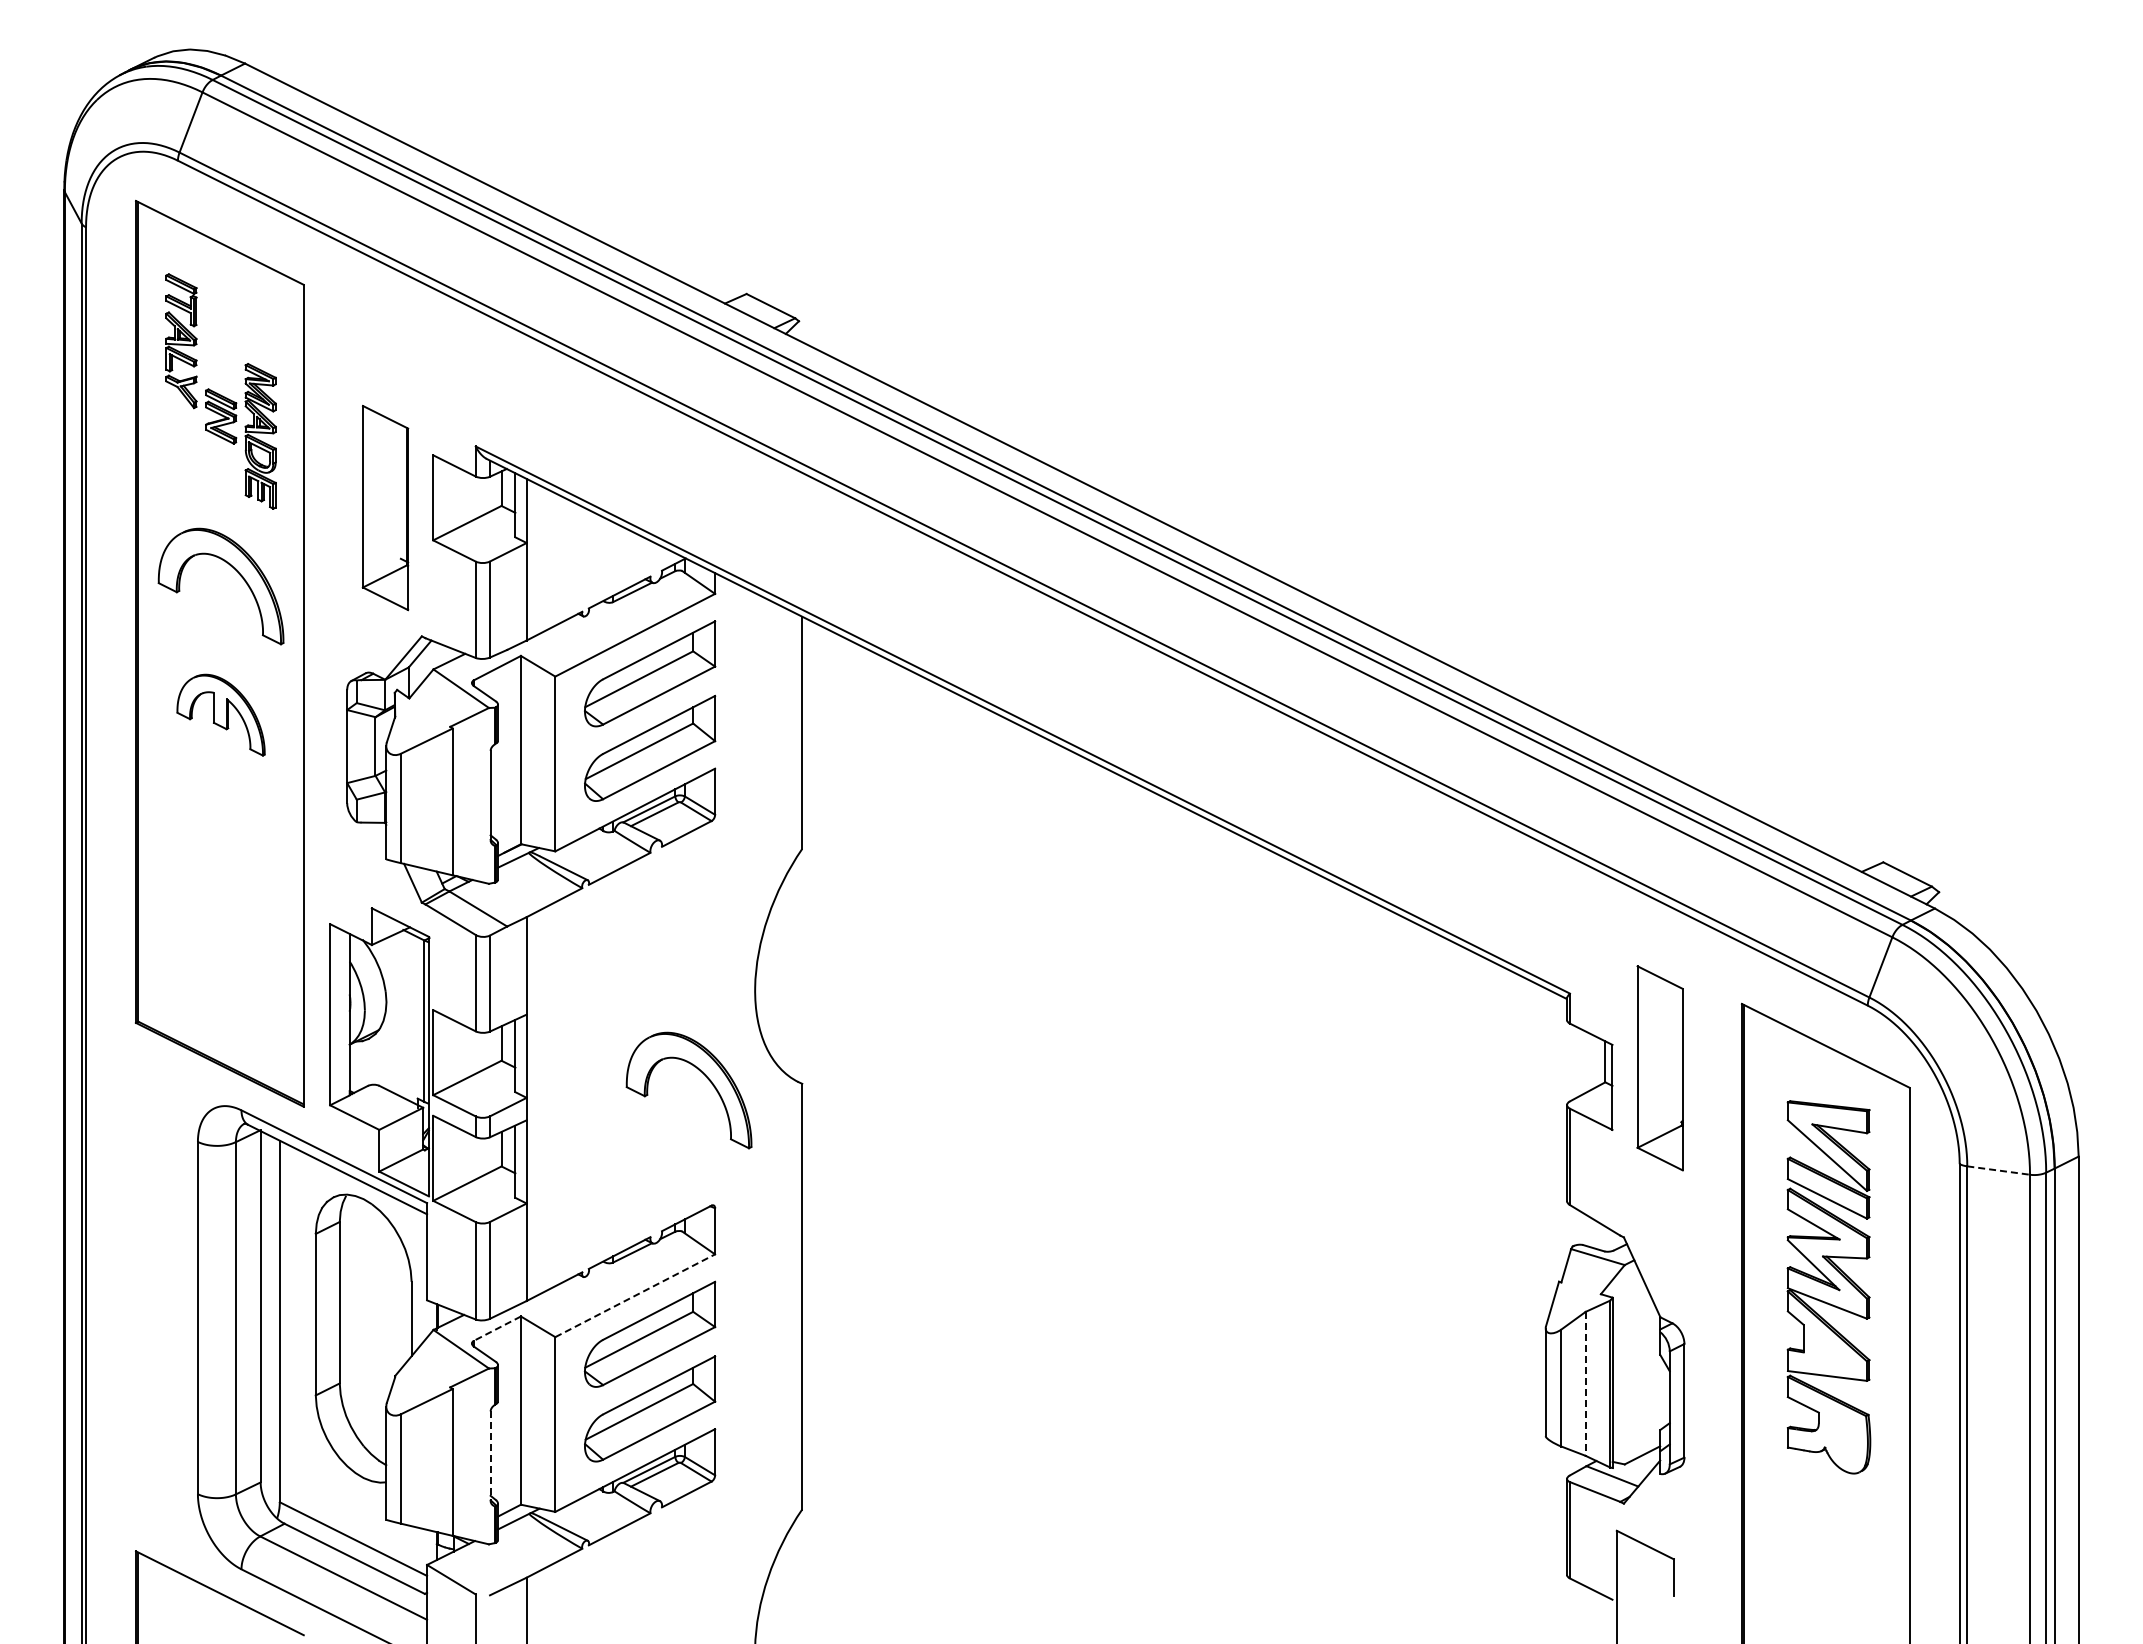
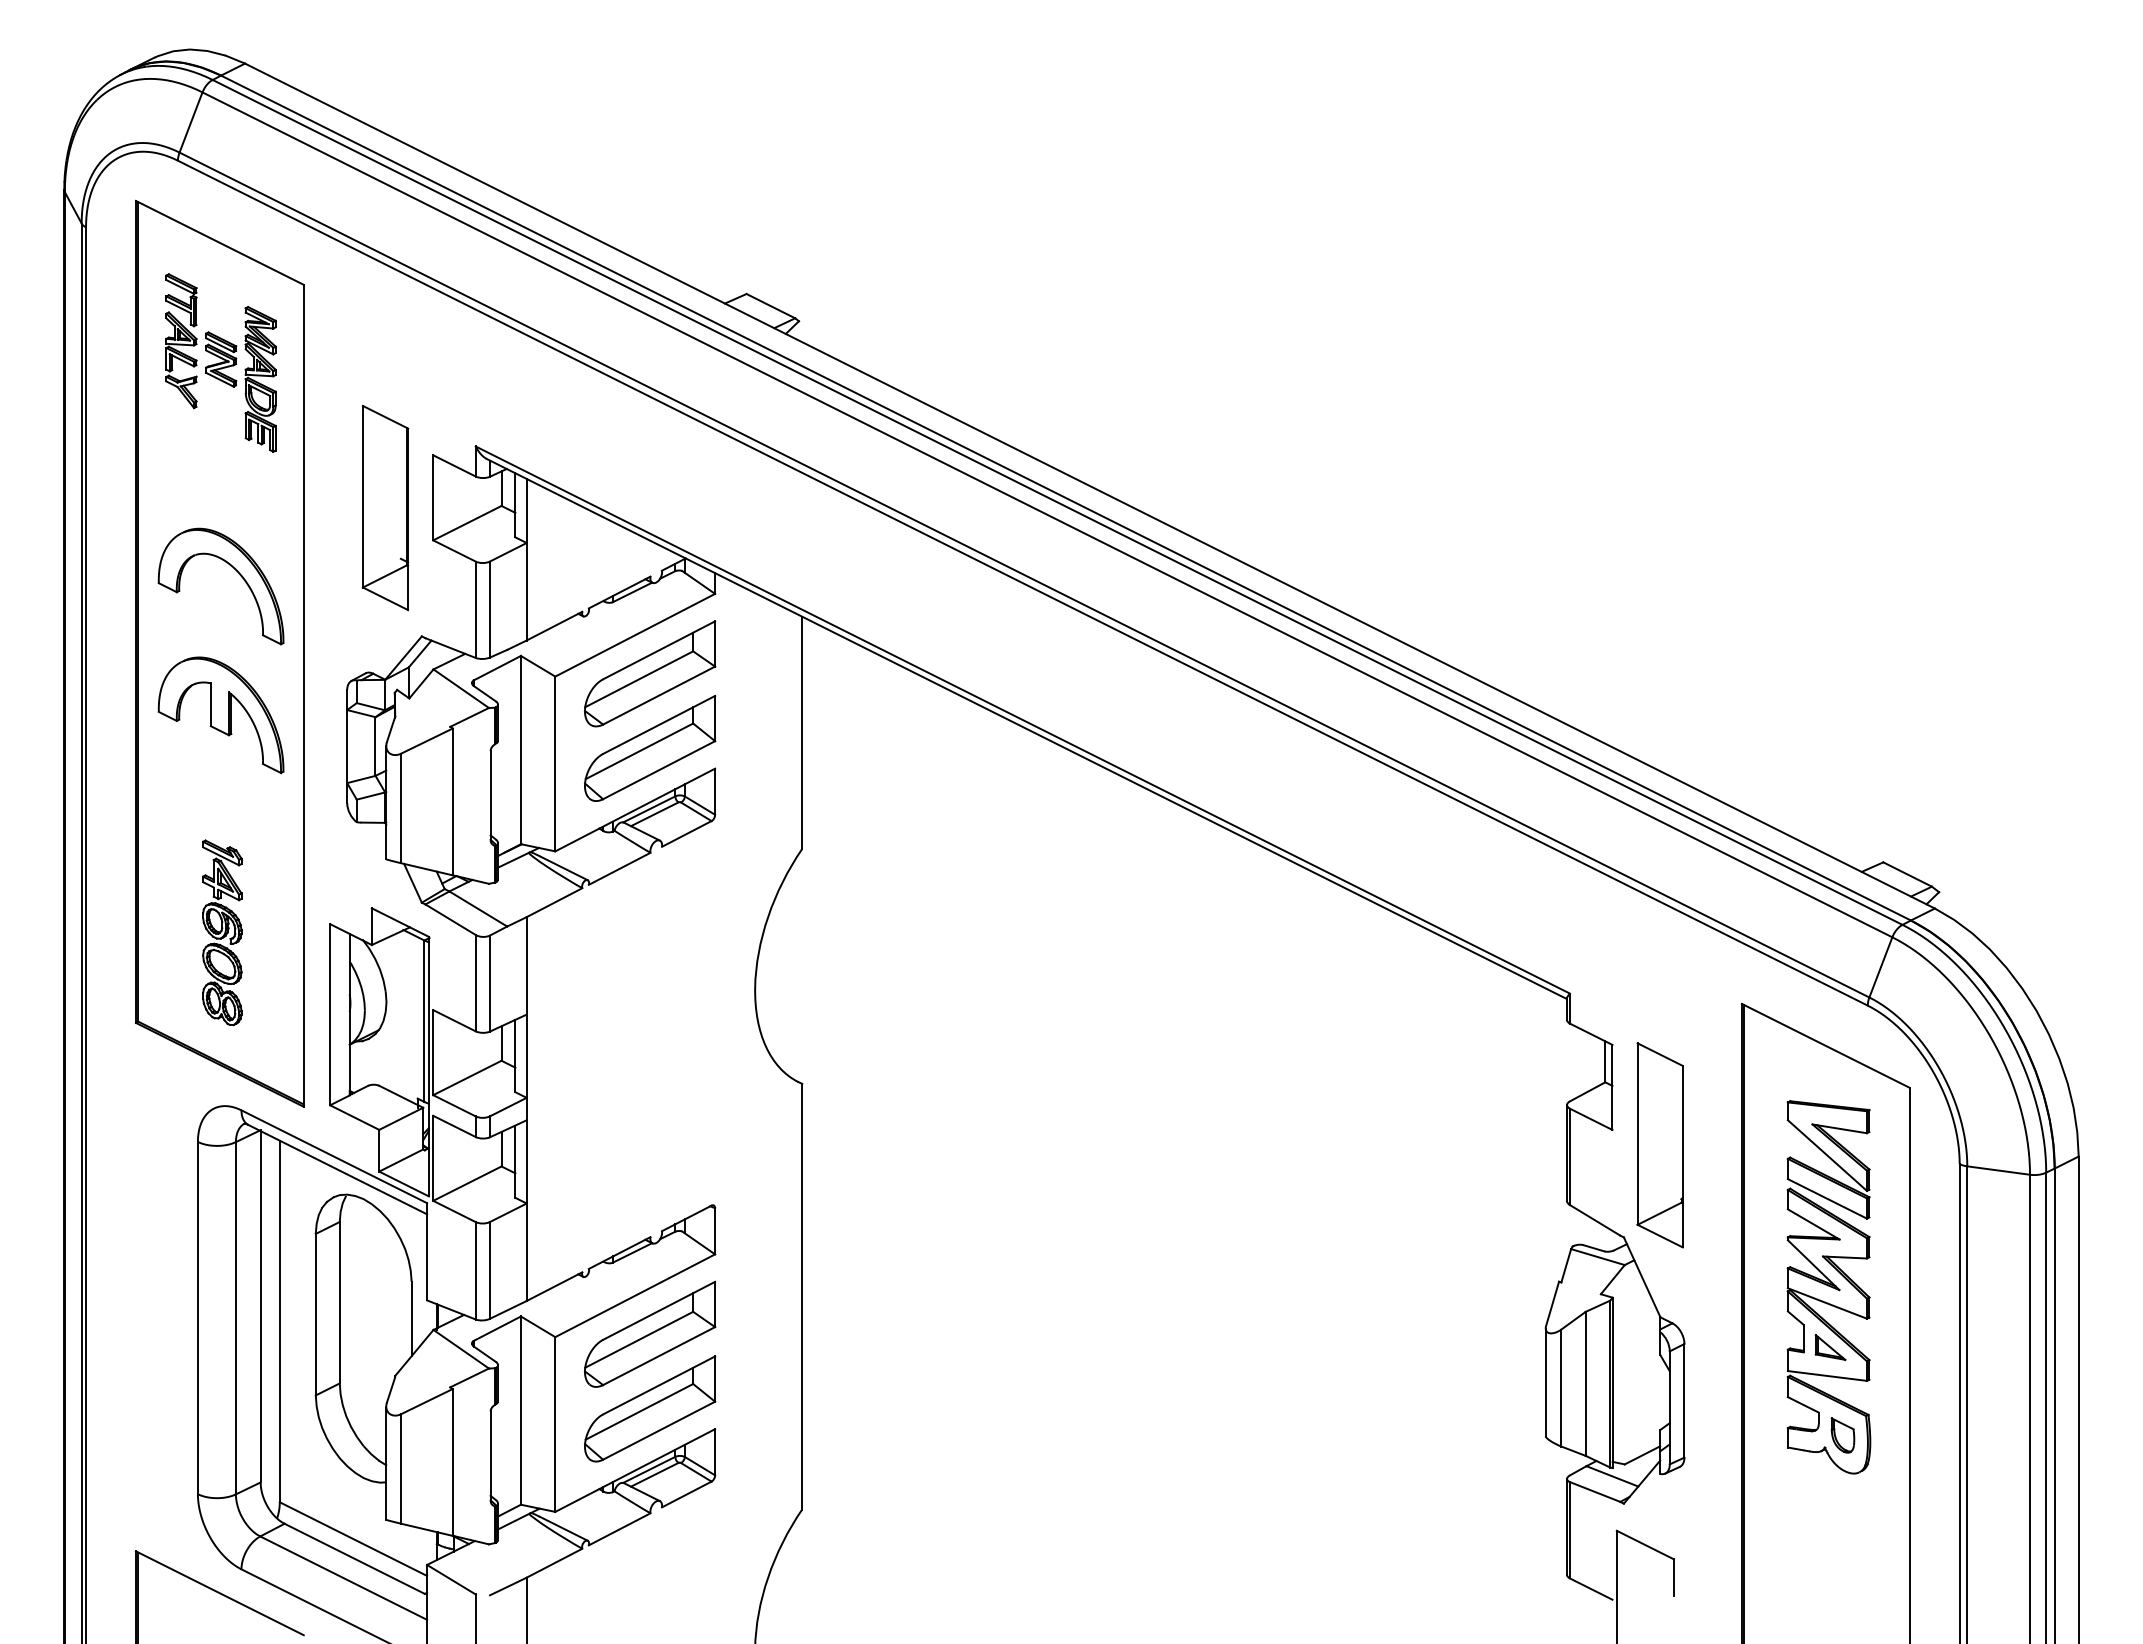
part position: (240, 436) -> (240, 379) (240, 379)
part size: 90x84 px -> 128x118 px (220, 714)
part: none -> present (222, 932)
part position: (1659, 1068) -> (1659, 1145) (1659, 1145)
part: present -> none (703, 1074)
line: dashed -> solid (1998, 1170)
line: dashed -> solid (635, 1295)
line: dashed -> solid (497, 1328)
part: none -> present (1830, 1347)
line: dashed -> solid (1585, 1383)
part: none -> present (1842, 1435)
line: dashed -> solid (490, 1456)
